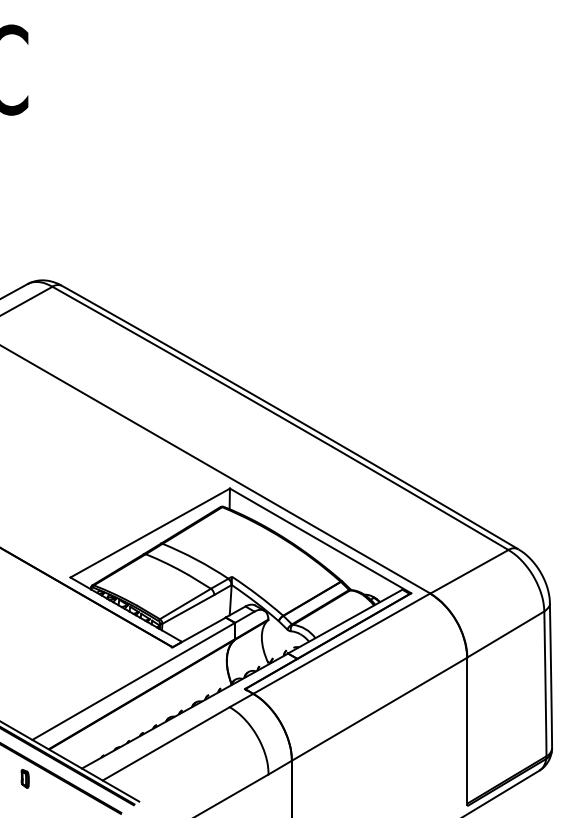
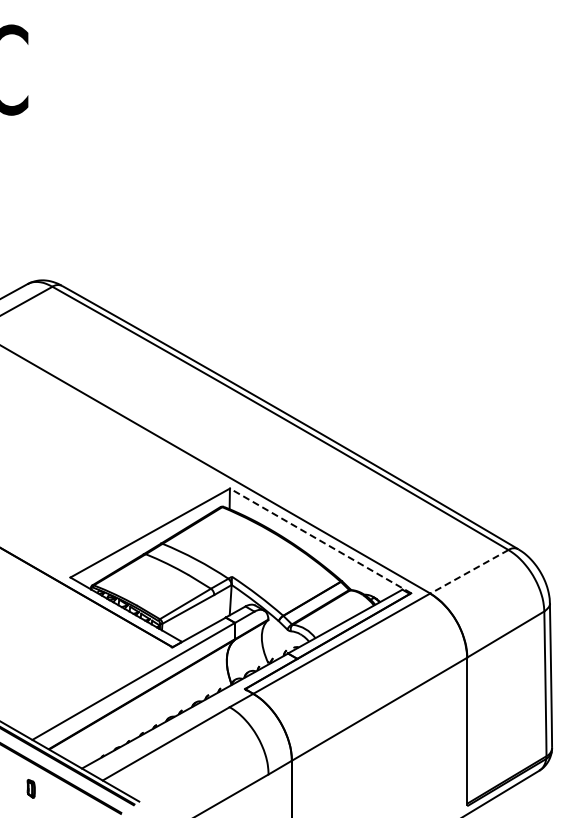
line: solid -> dashed (320, 540)
line: solid -> dashed (469, 571)
part position: (24, 778) -> (30, 788) (30, 788)
